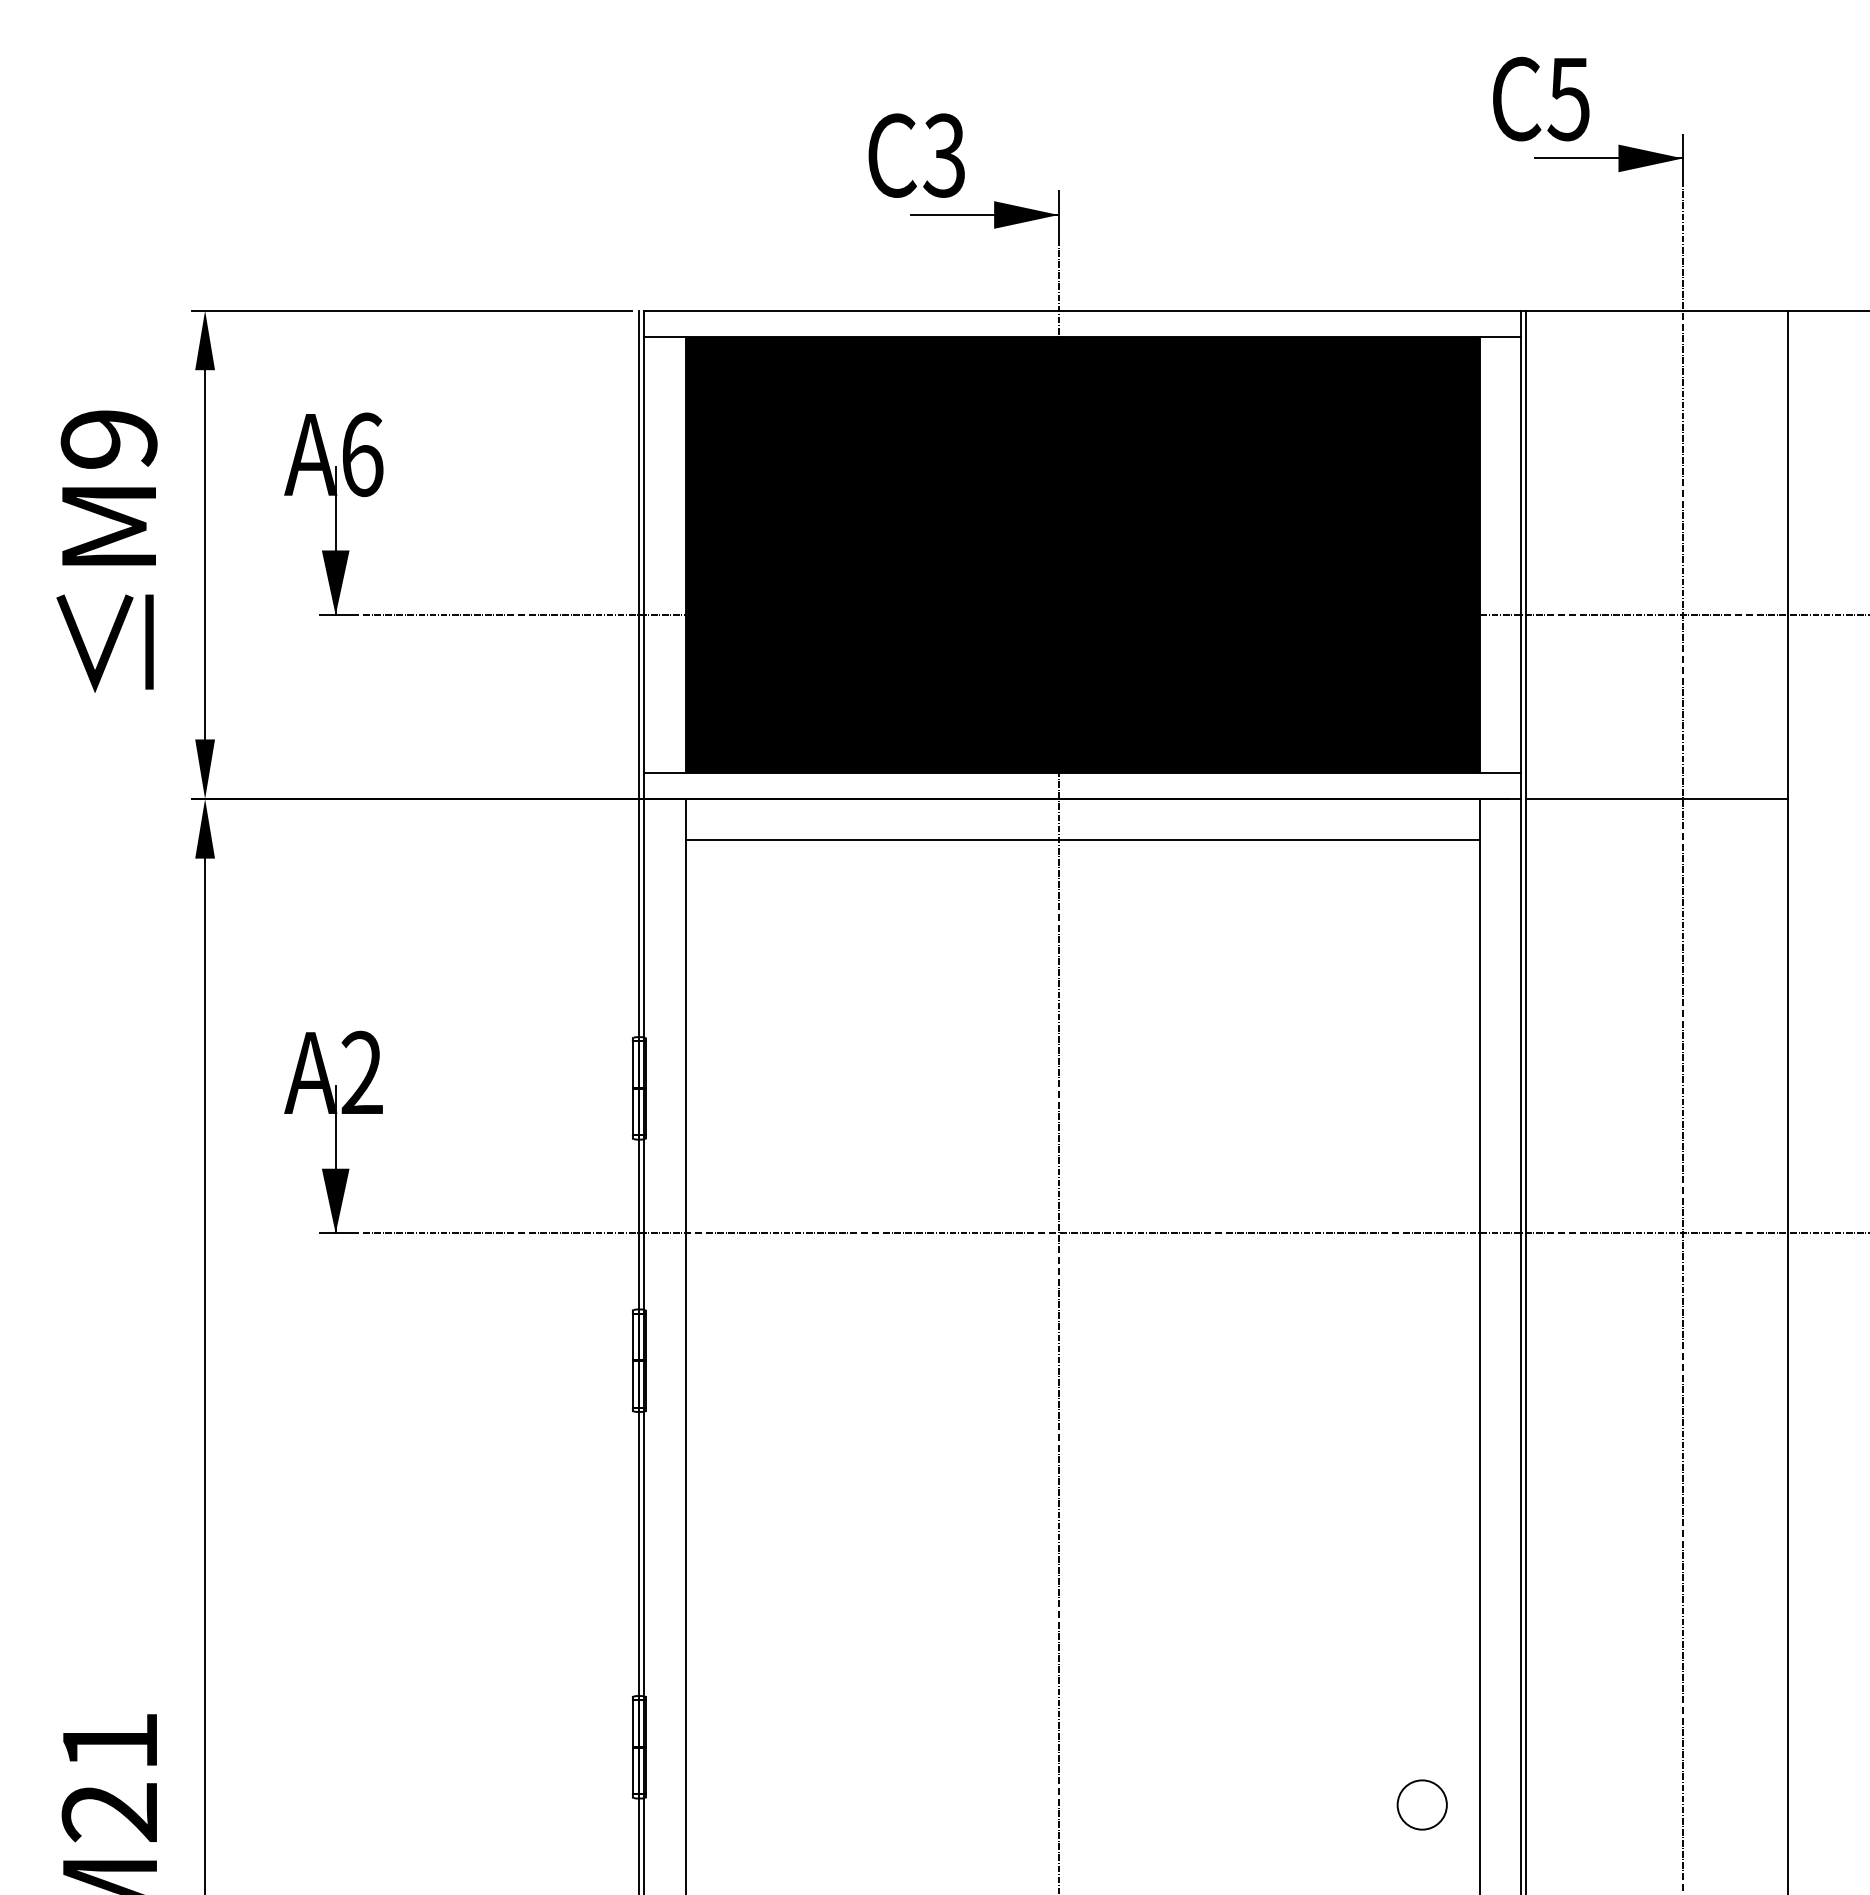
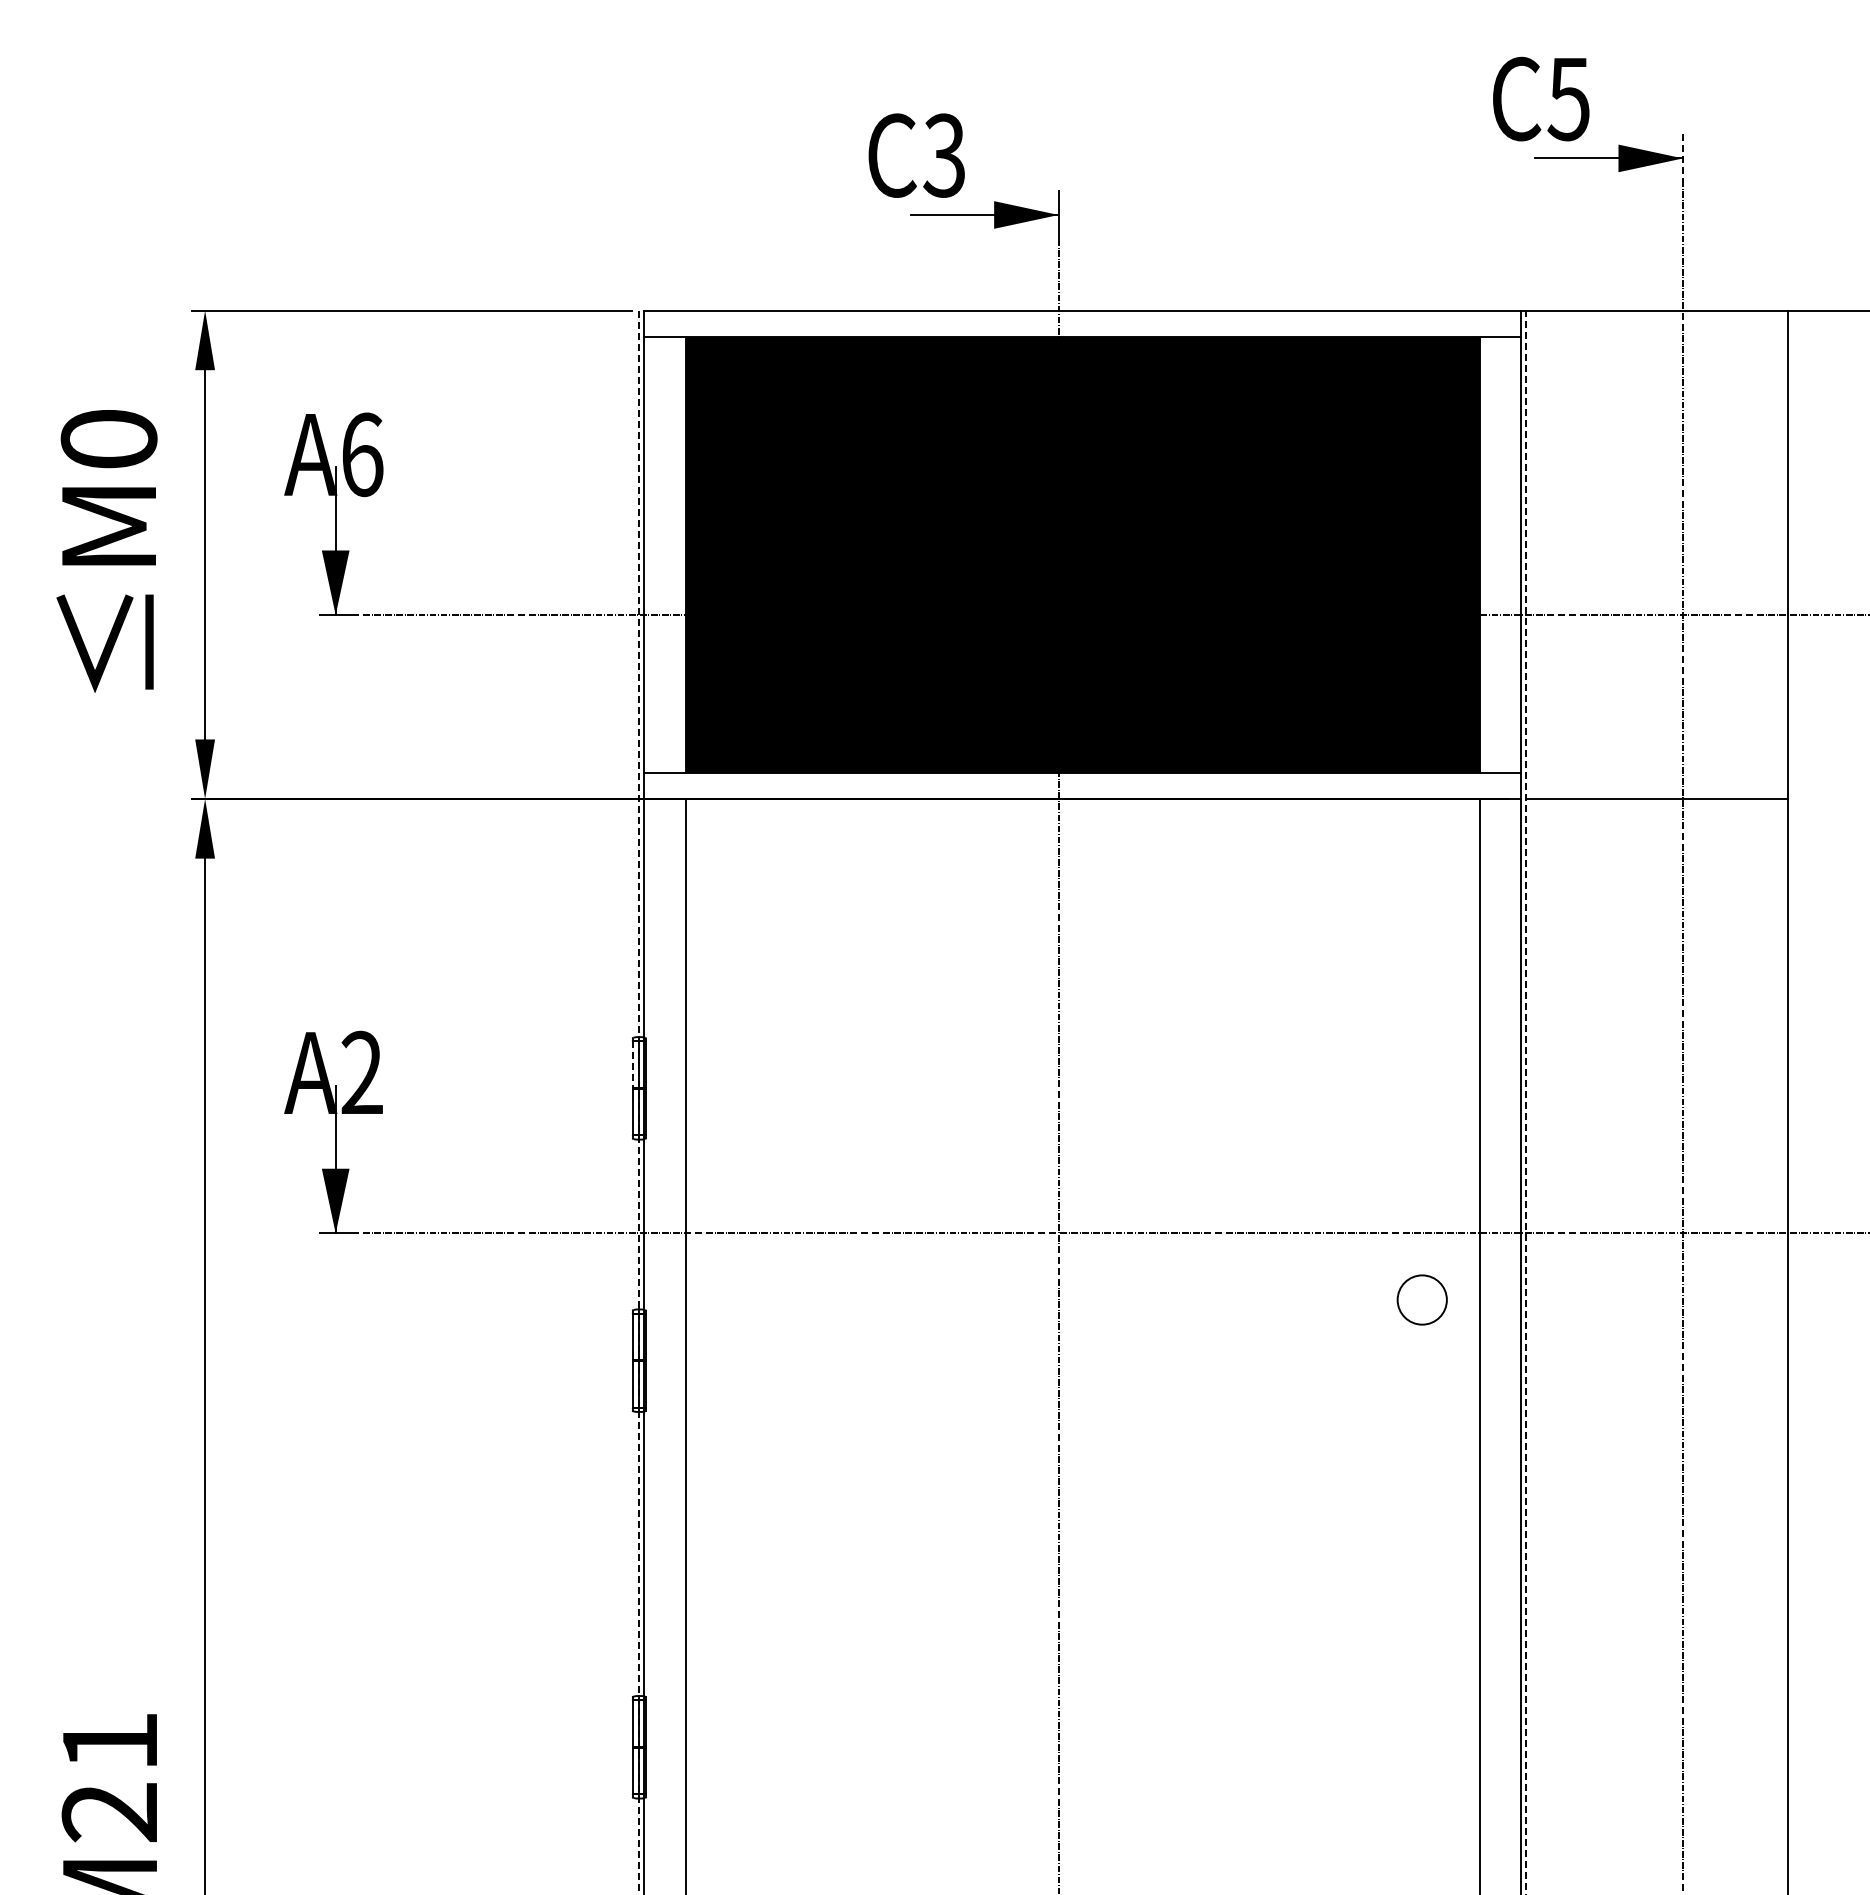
line: solid -> dashed (1683, 158)
text: M9 -> M0 (108, 439)
line: present -> none (1082, 840)
line: solid -> dashed (632, 1065)
line: solid -> dashed (639, 1102)
line: solid -> dashed (1526, 1102)
circle position: (1421, 1804) -> (1421, 1299) (1421, 1299)
